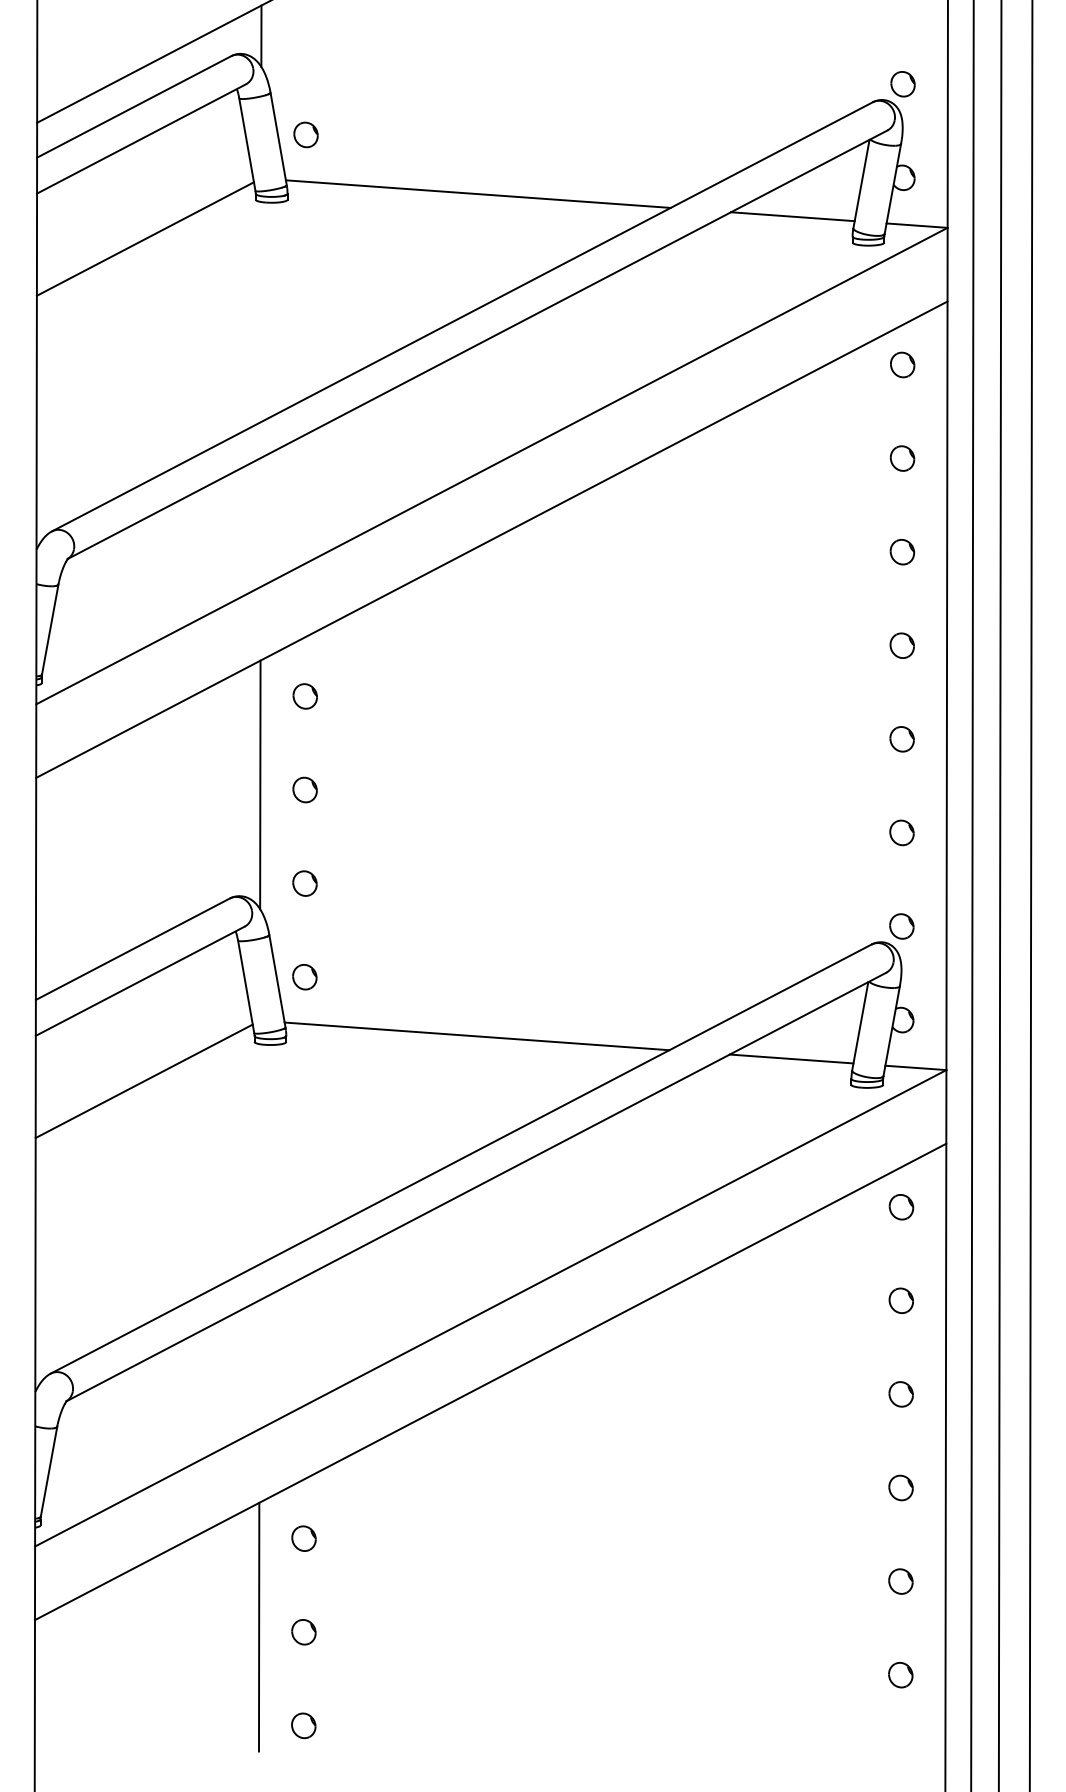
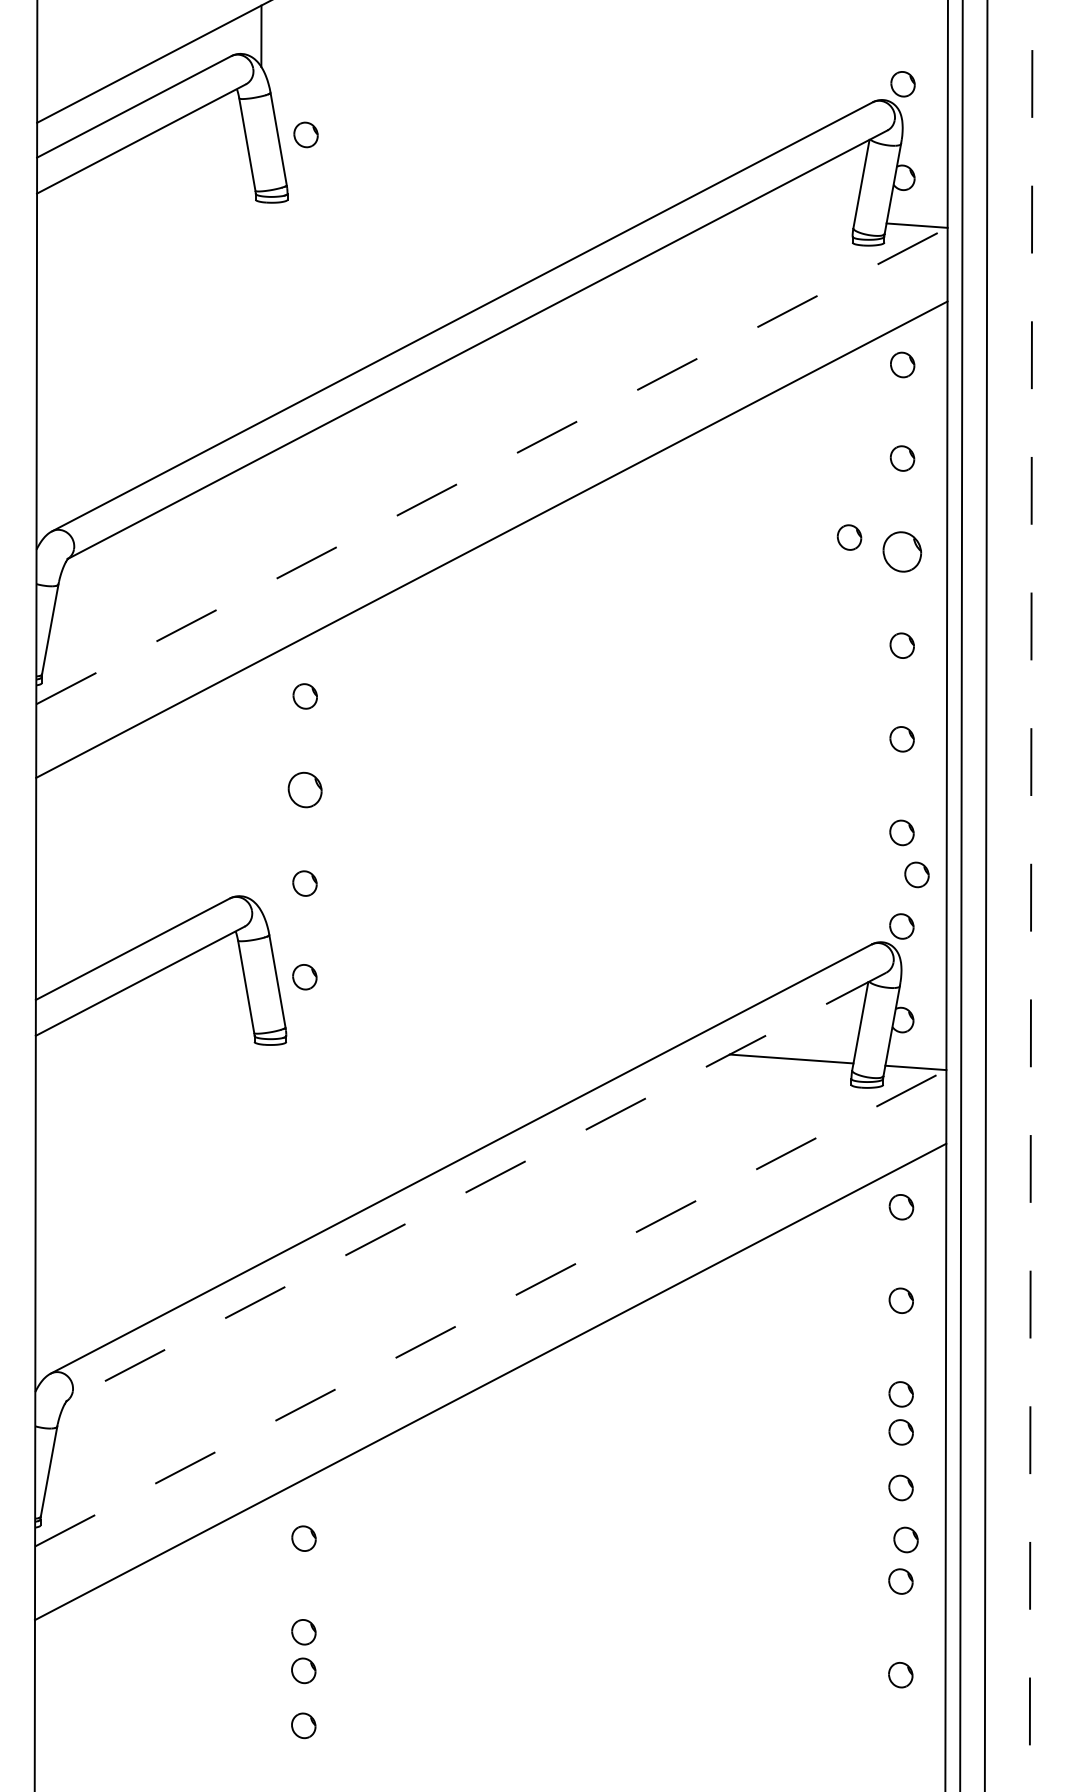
line: present -> none (477, 193)
line: present -> none (792, 216)
line: present -> none (144, 238)
line: solid -> dashed (492, 465)
part: none -> present (849, 537)
part size: 27x27 px -> 41x42 px (902, 551)
line: present -> none (260, 784)
part size: 26x28 px -> 36x38 px (304, 789)
part: none -> present (916, 874)
line position: (972, 895) -> (961, 895) (961, 895)
line position: (999, 895) -> (985, 895) (985, 895)
line: solid -> dashed (1031, 895)
line: present -> none (476, 1036)
line: present -> none (143, 1081)
line: solid -> dashed (476, 1187)
line: solid -> dashed (491, 1308)
part: none -> present (900, 1432)
part: none -> present (905, 1539)
line: present -> none (258, 1626)
part: none -> present (303, 1670)
